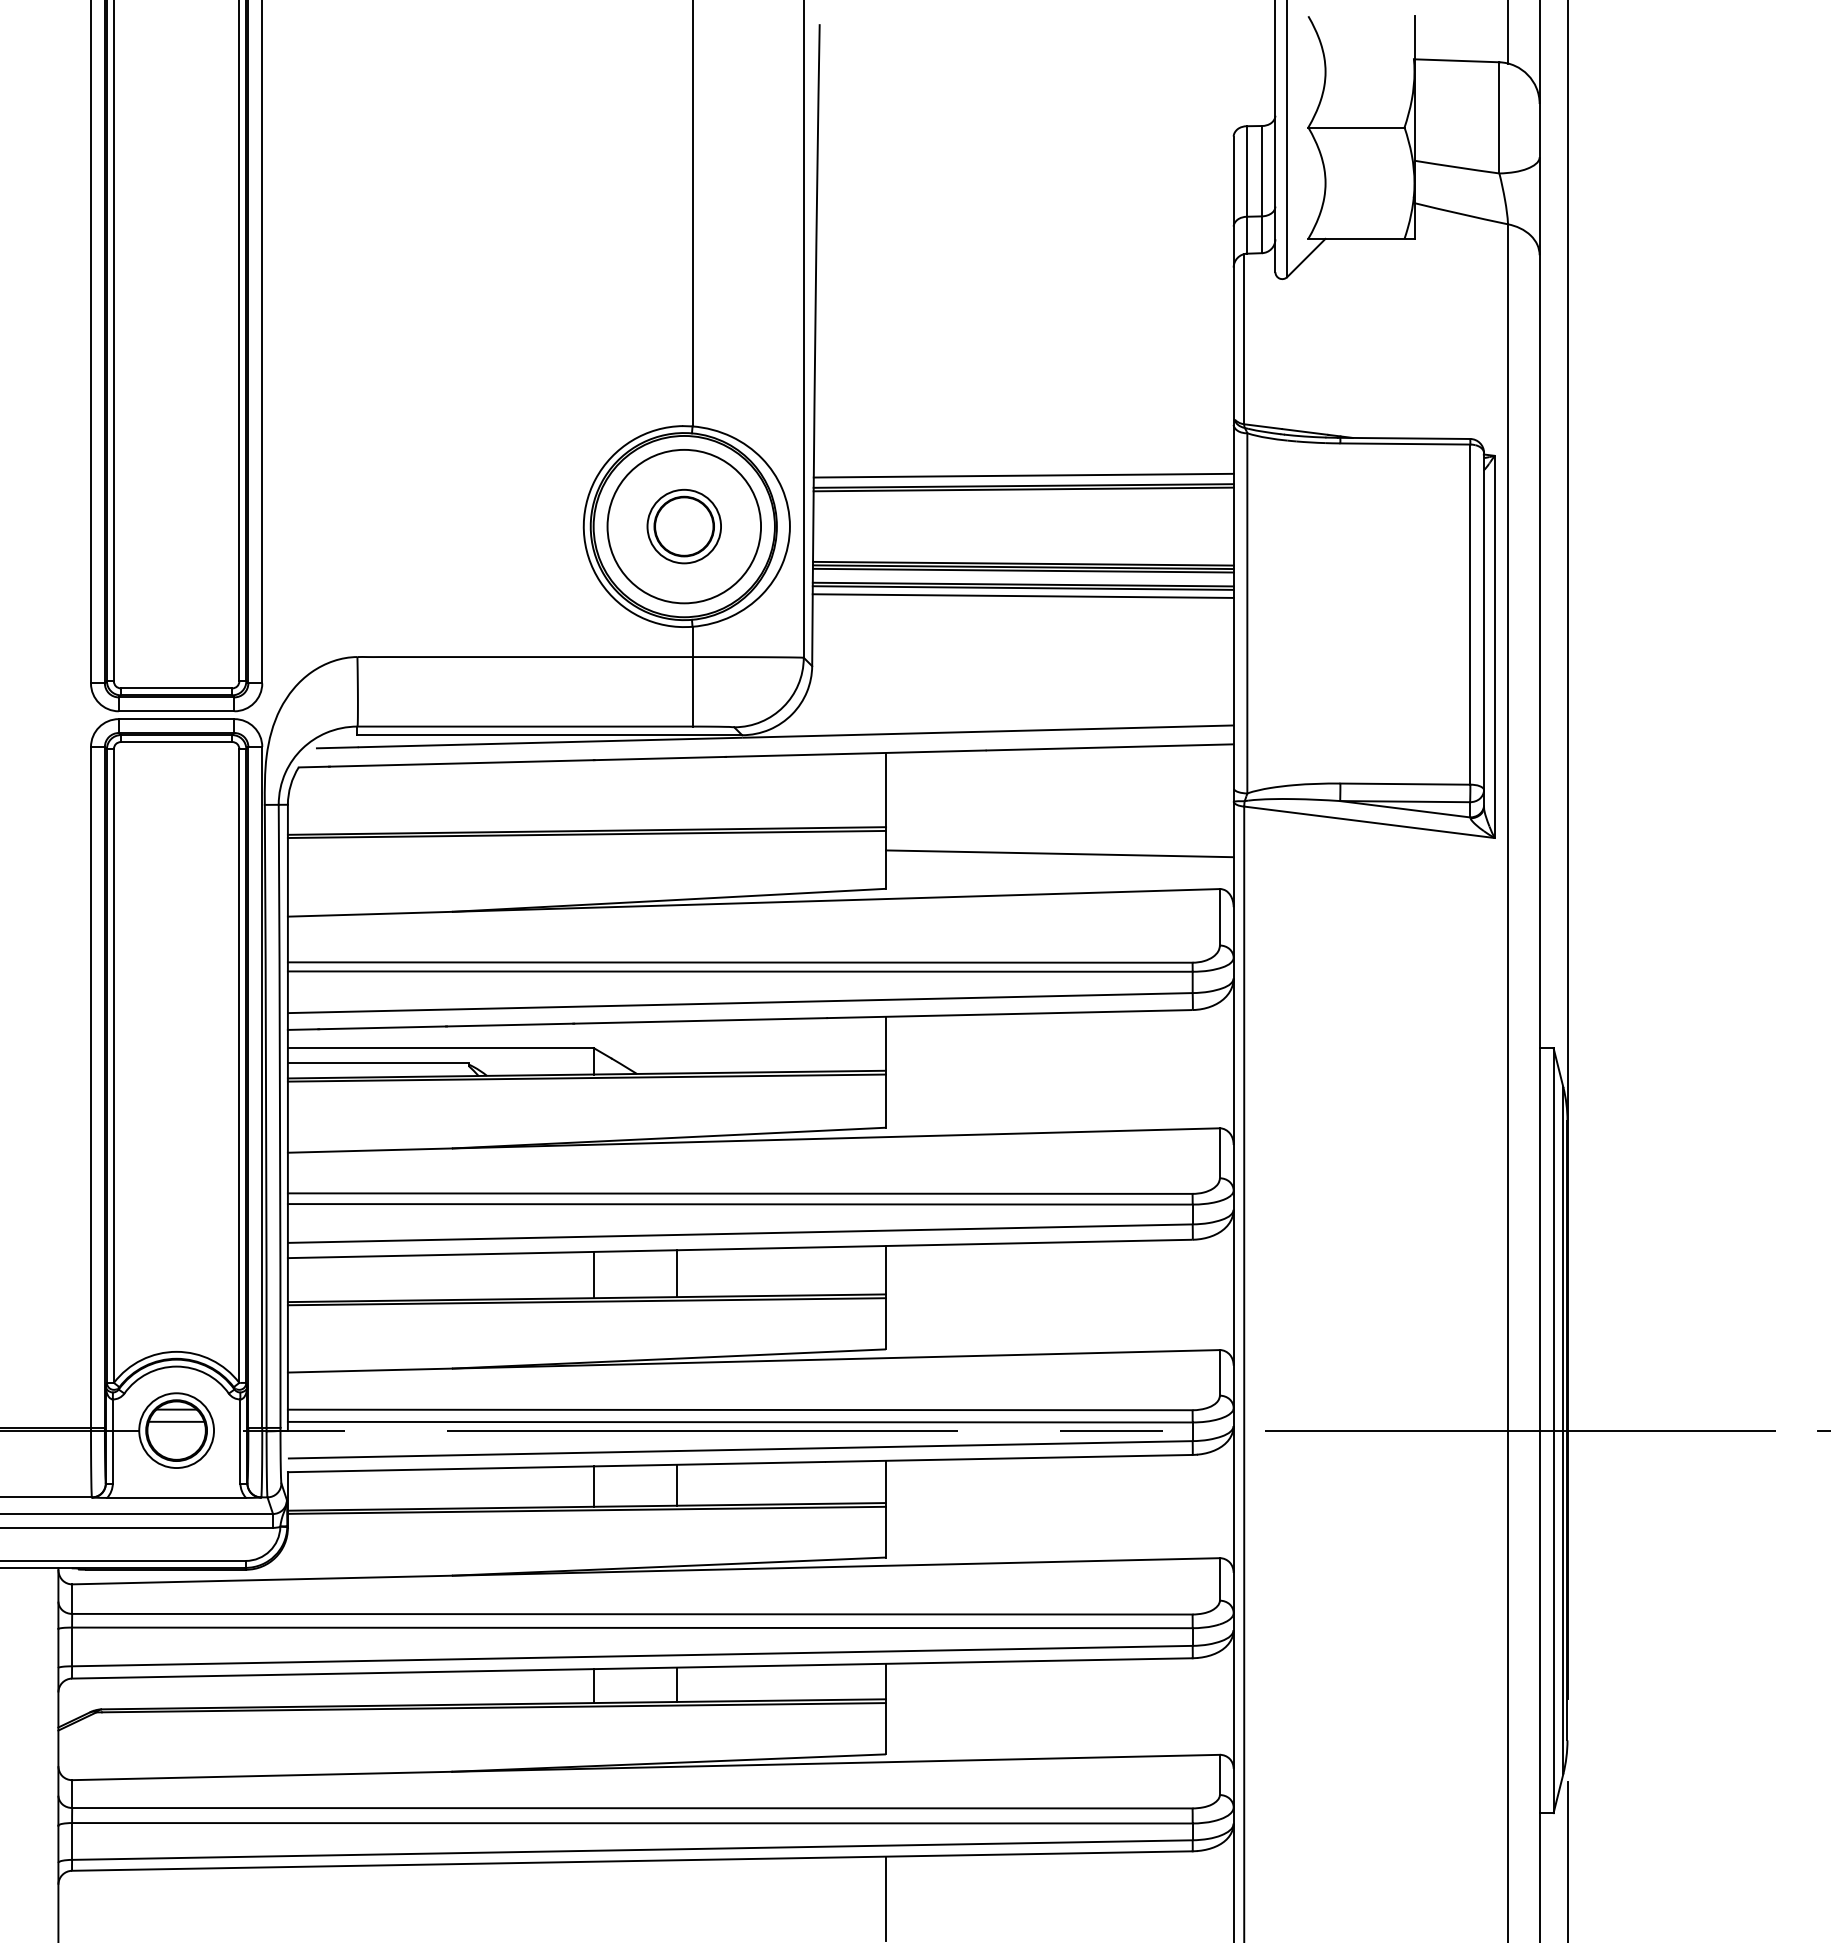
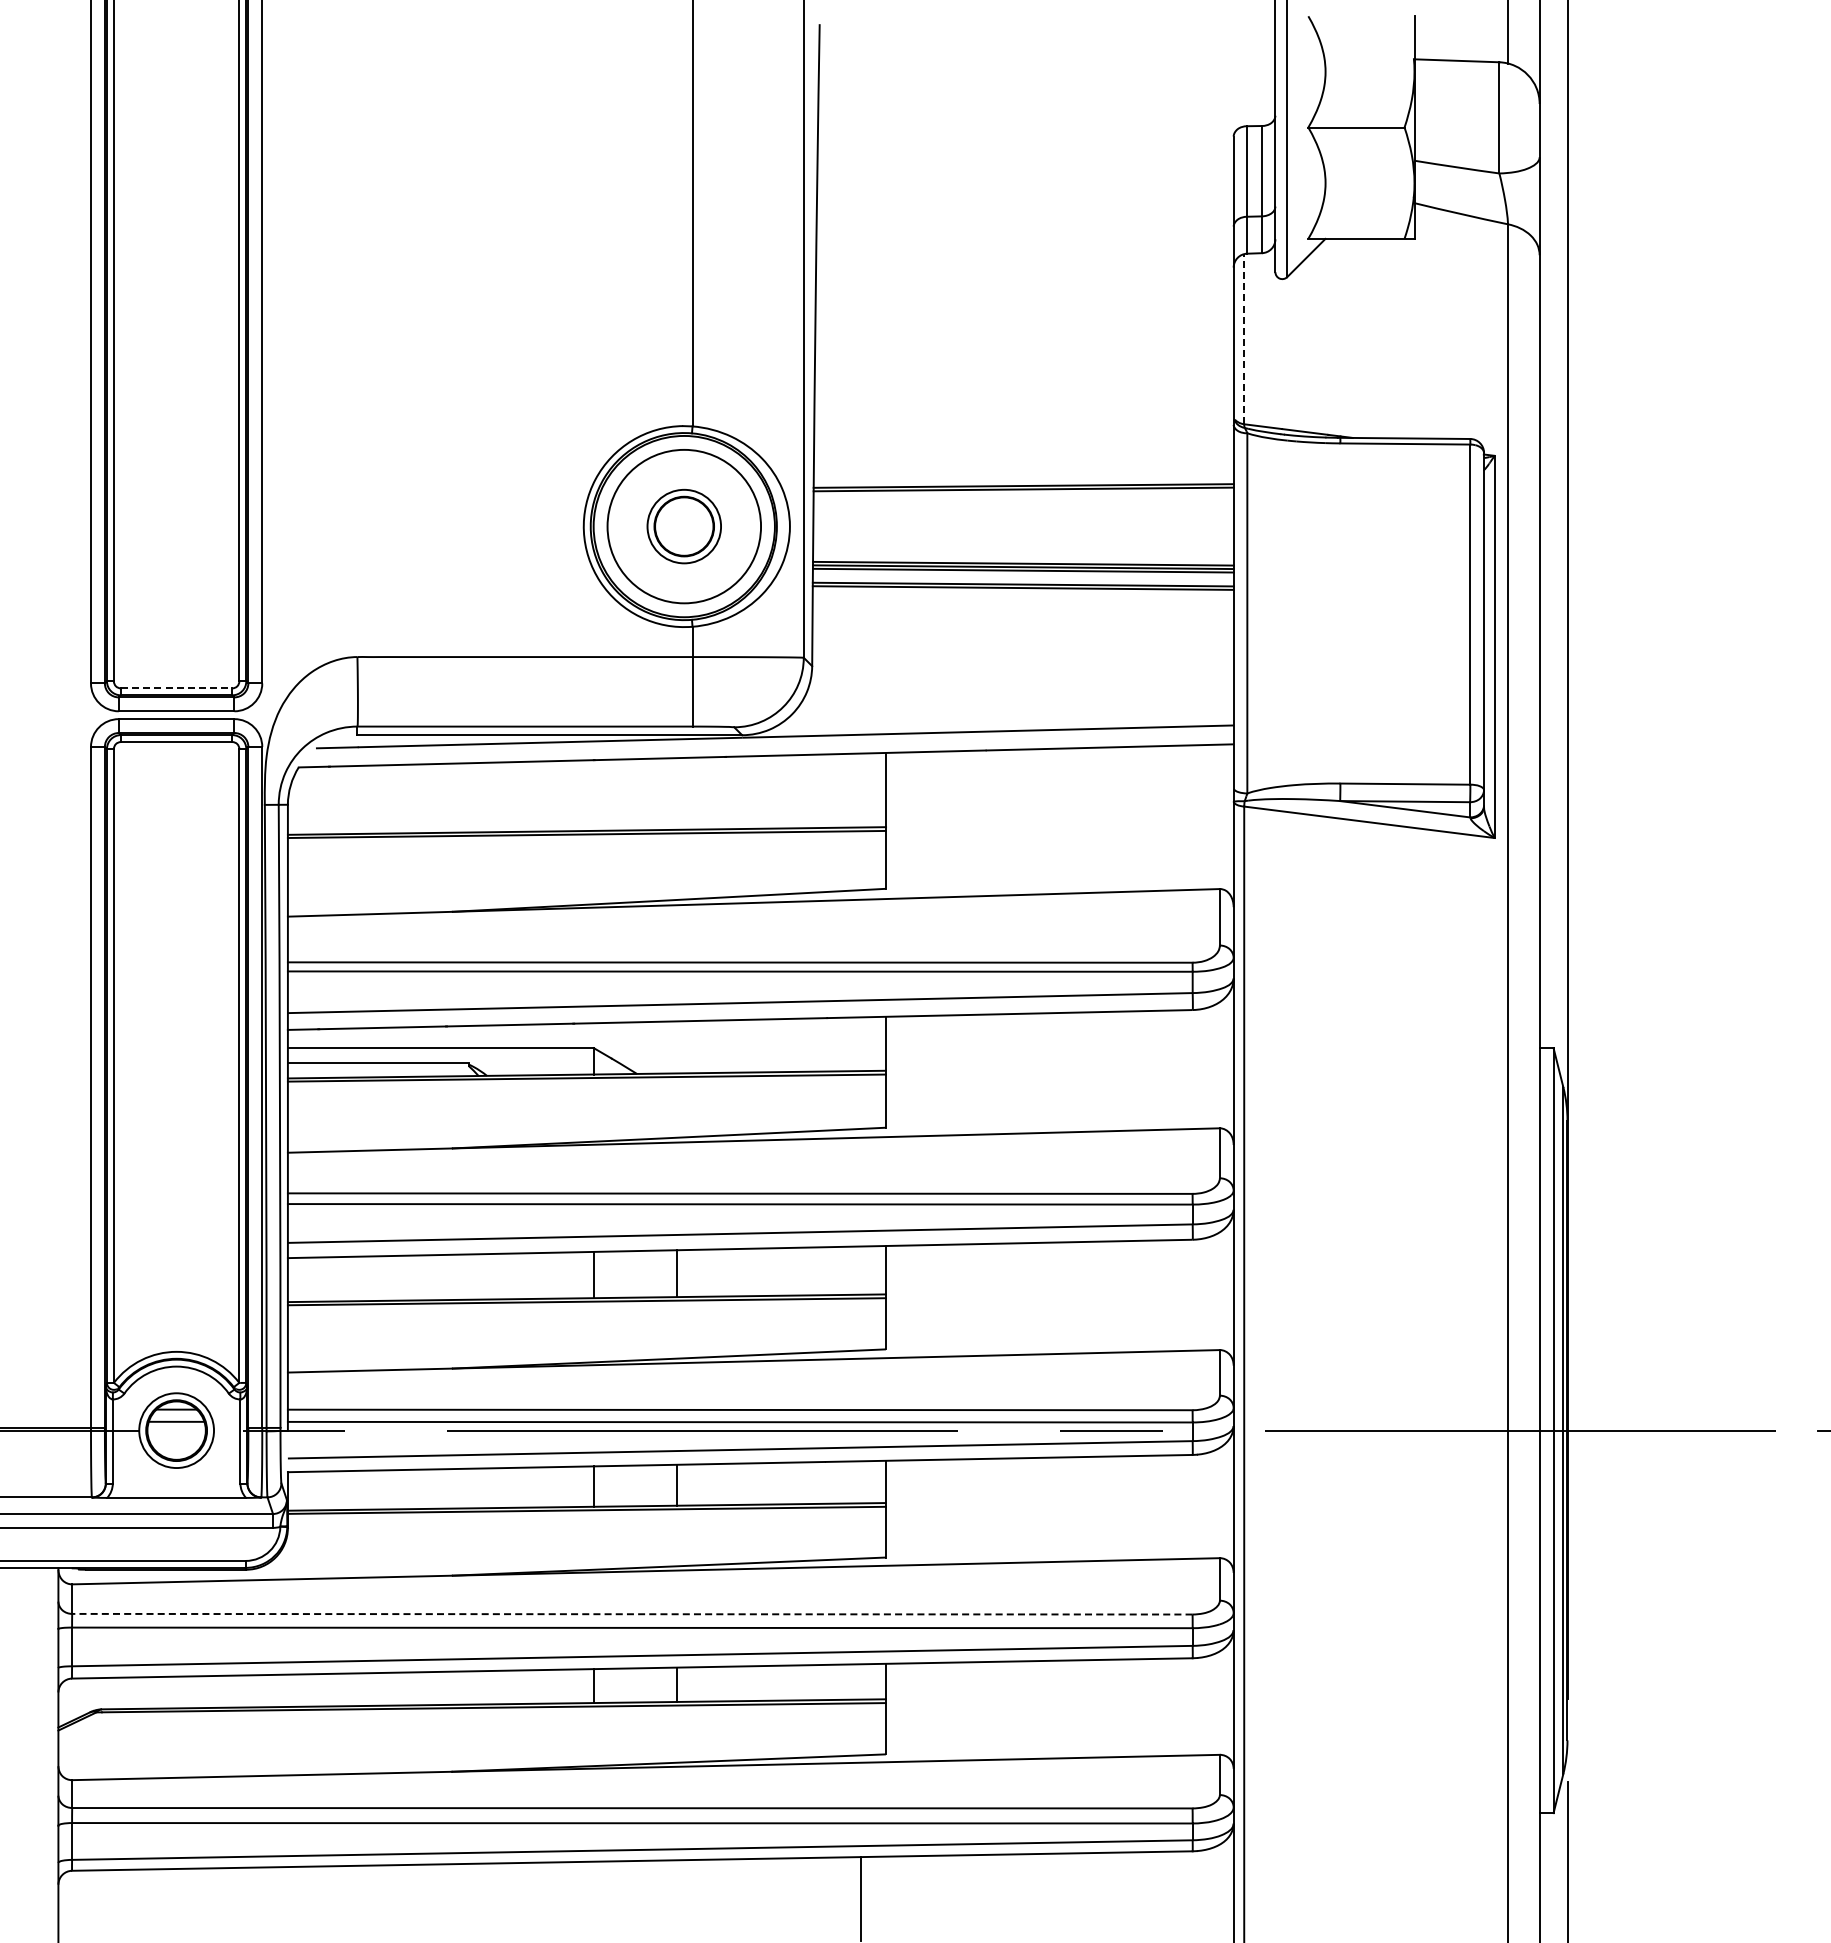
line: solid -> dashed (1244, 338)
line: present -> none (1023, 475)
line: present -> none (1022, 595)
line: solid -> dashed (176, 688)
line: present -> none (1059, 853)
line: solid -> dashed (631, 1614)
line position: (885, 1897) -> (860, 1897) (860, 1897)
